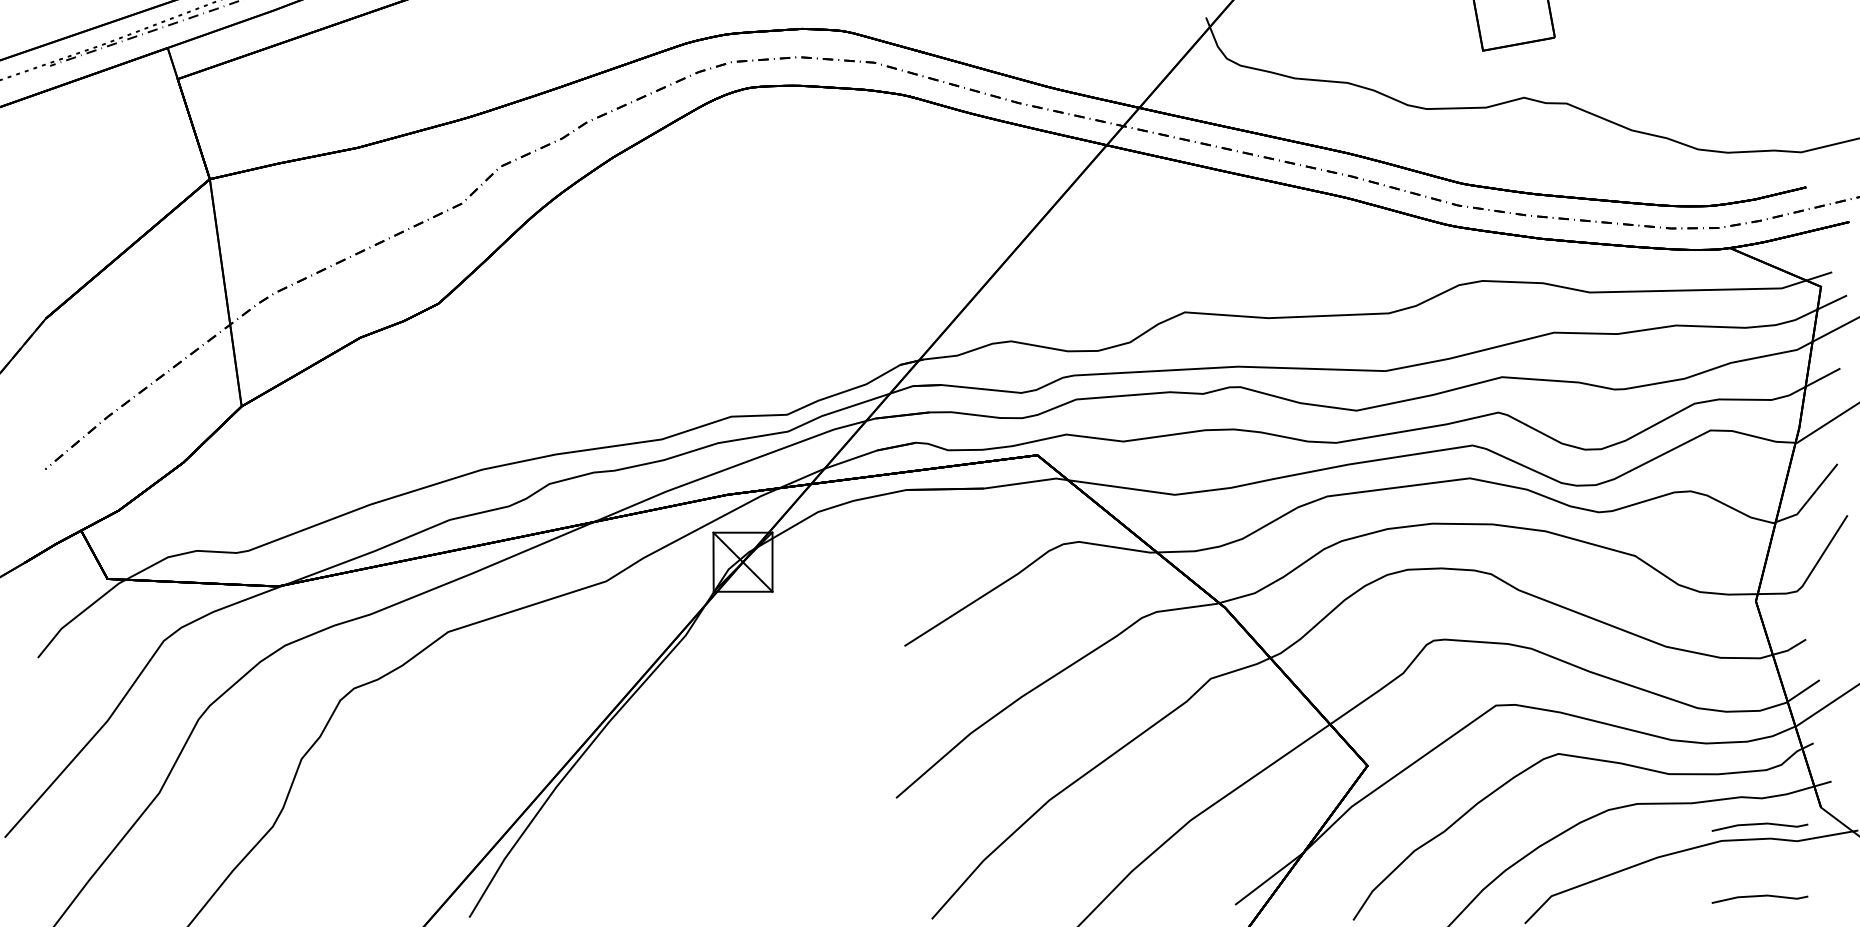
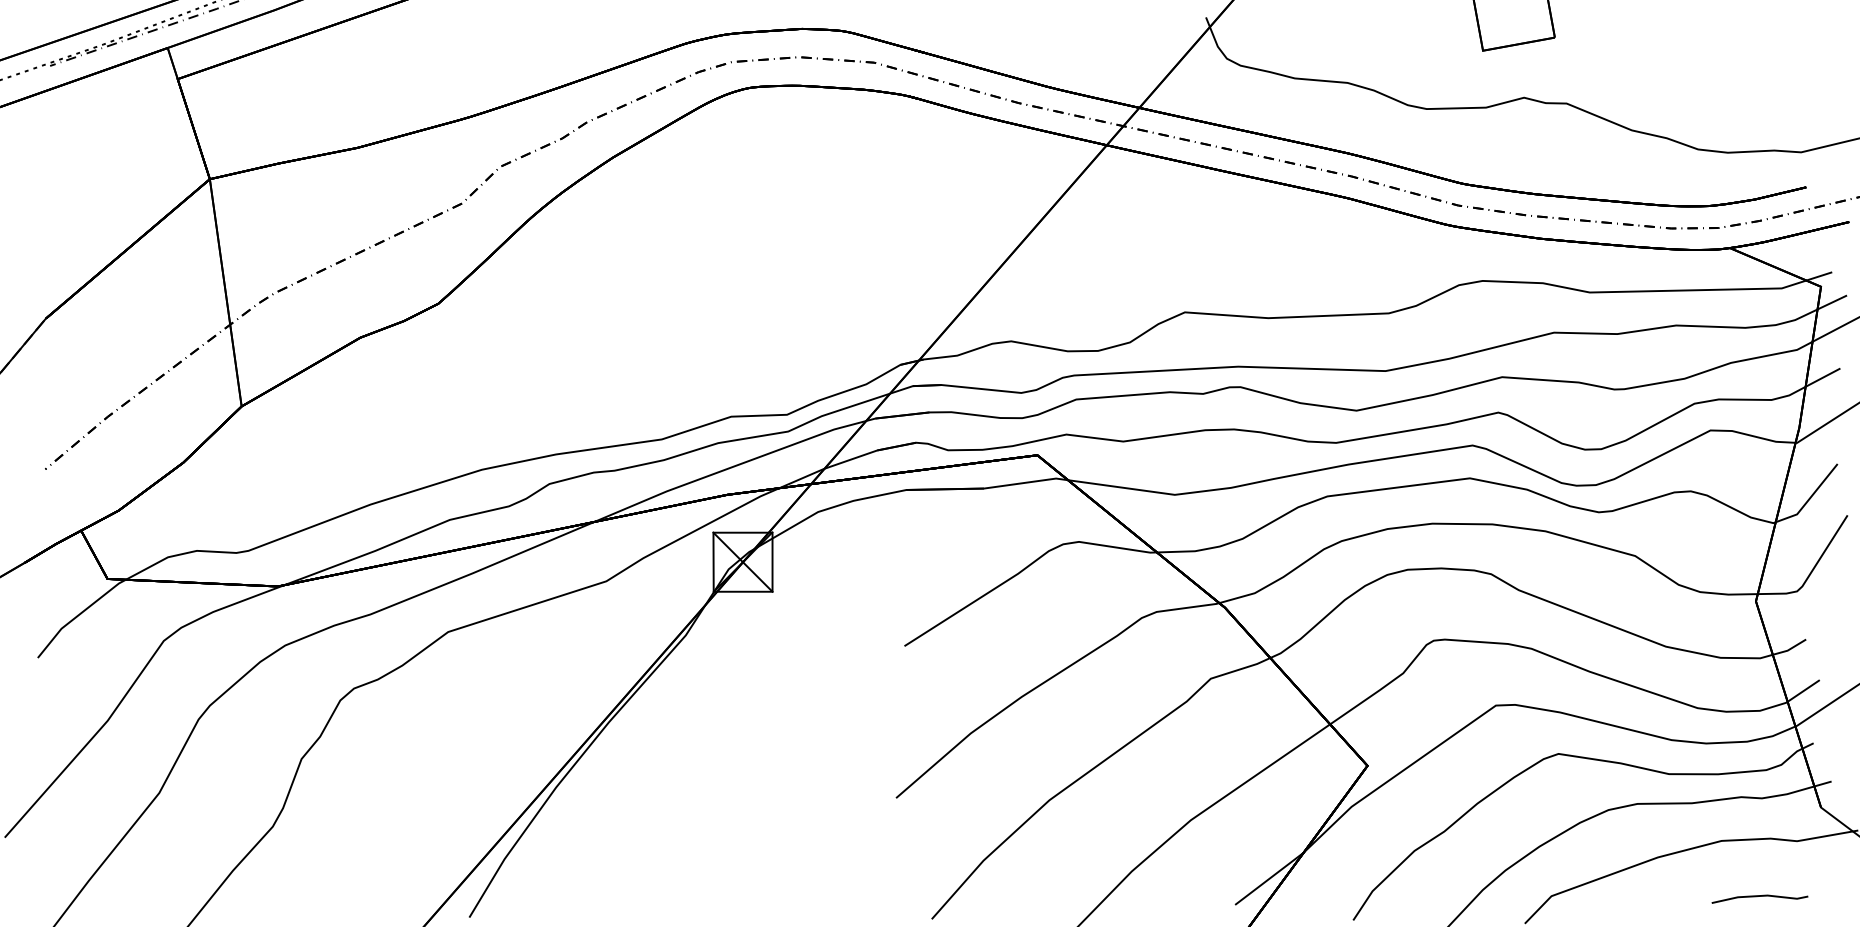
line: present -> none (1759, 824)
